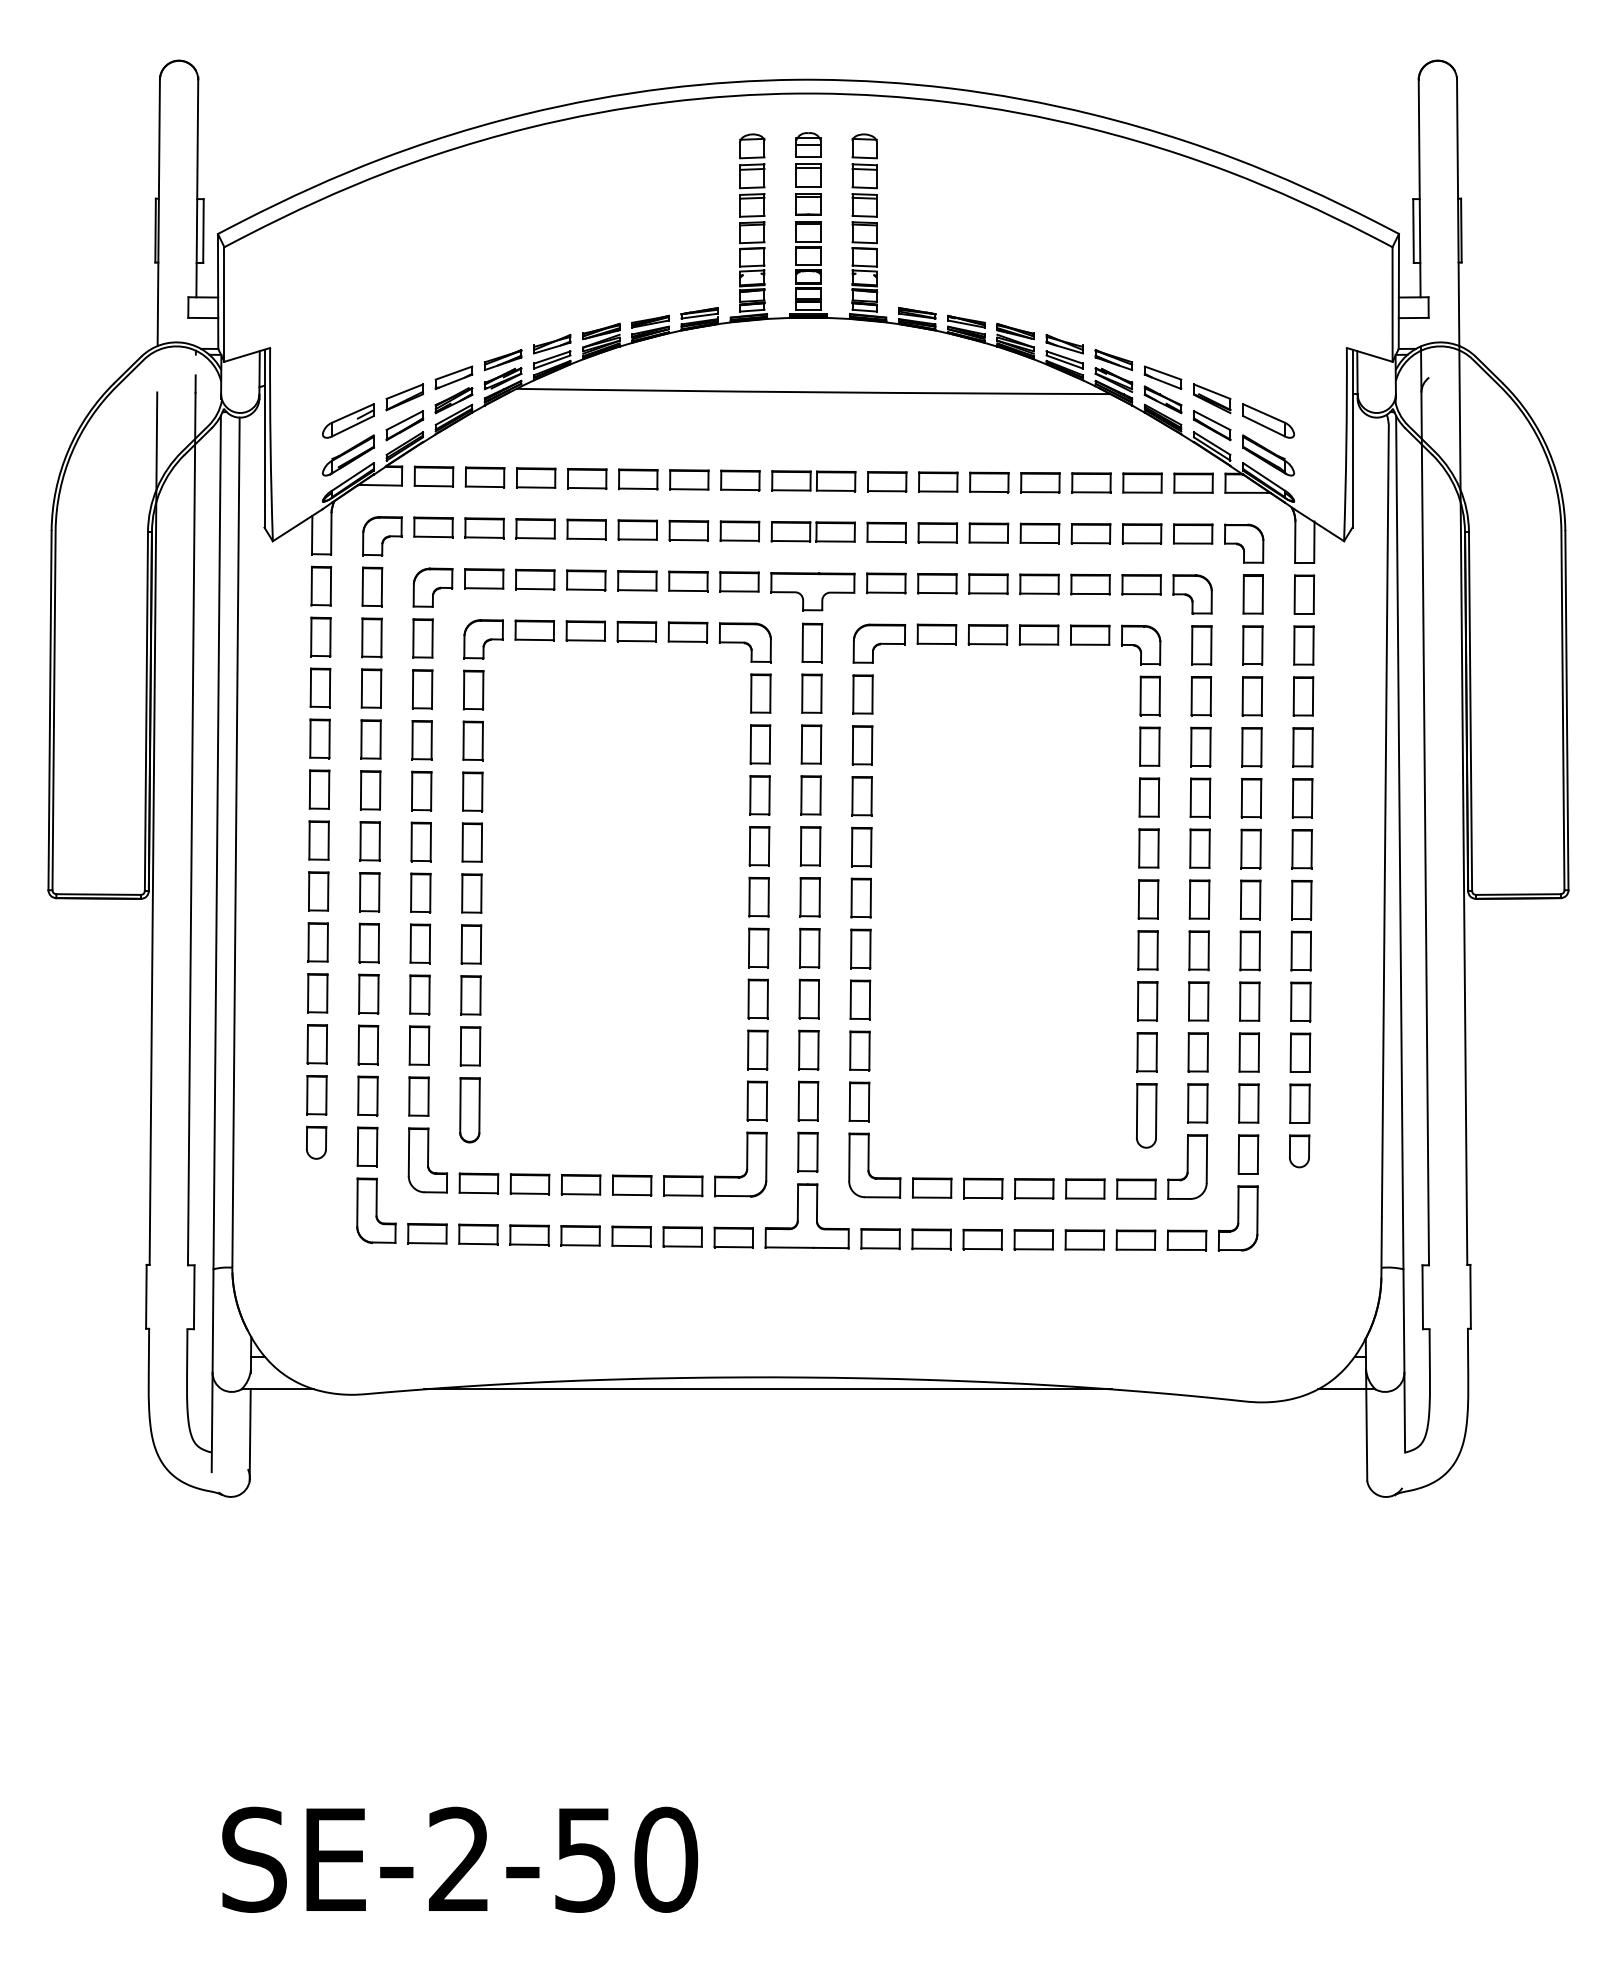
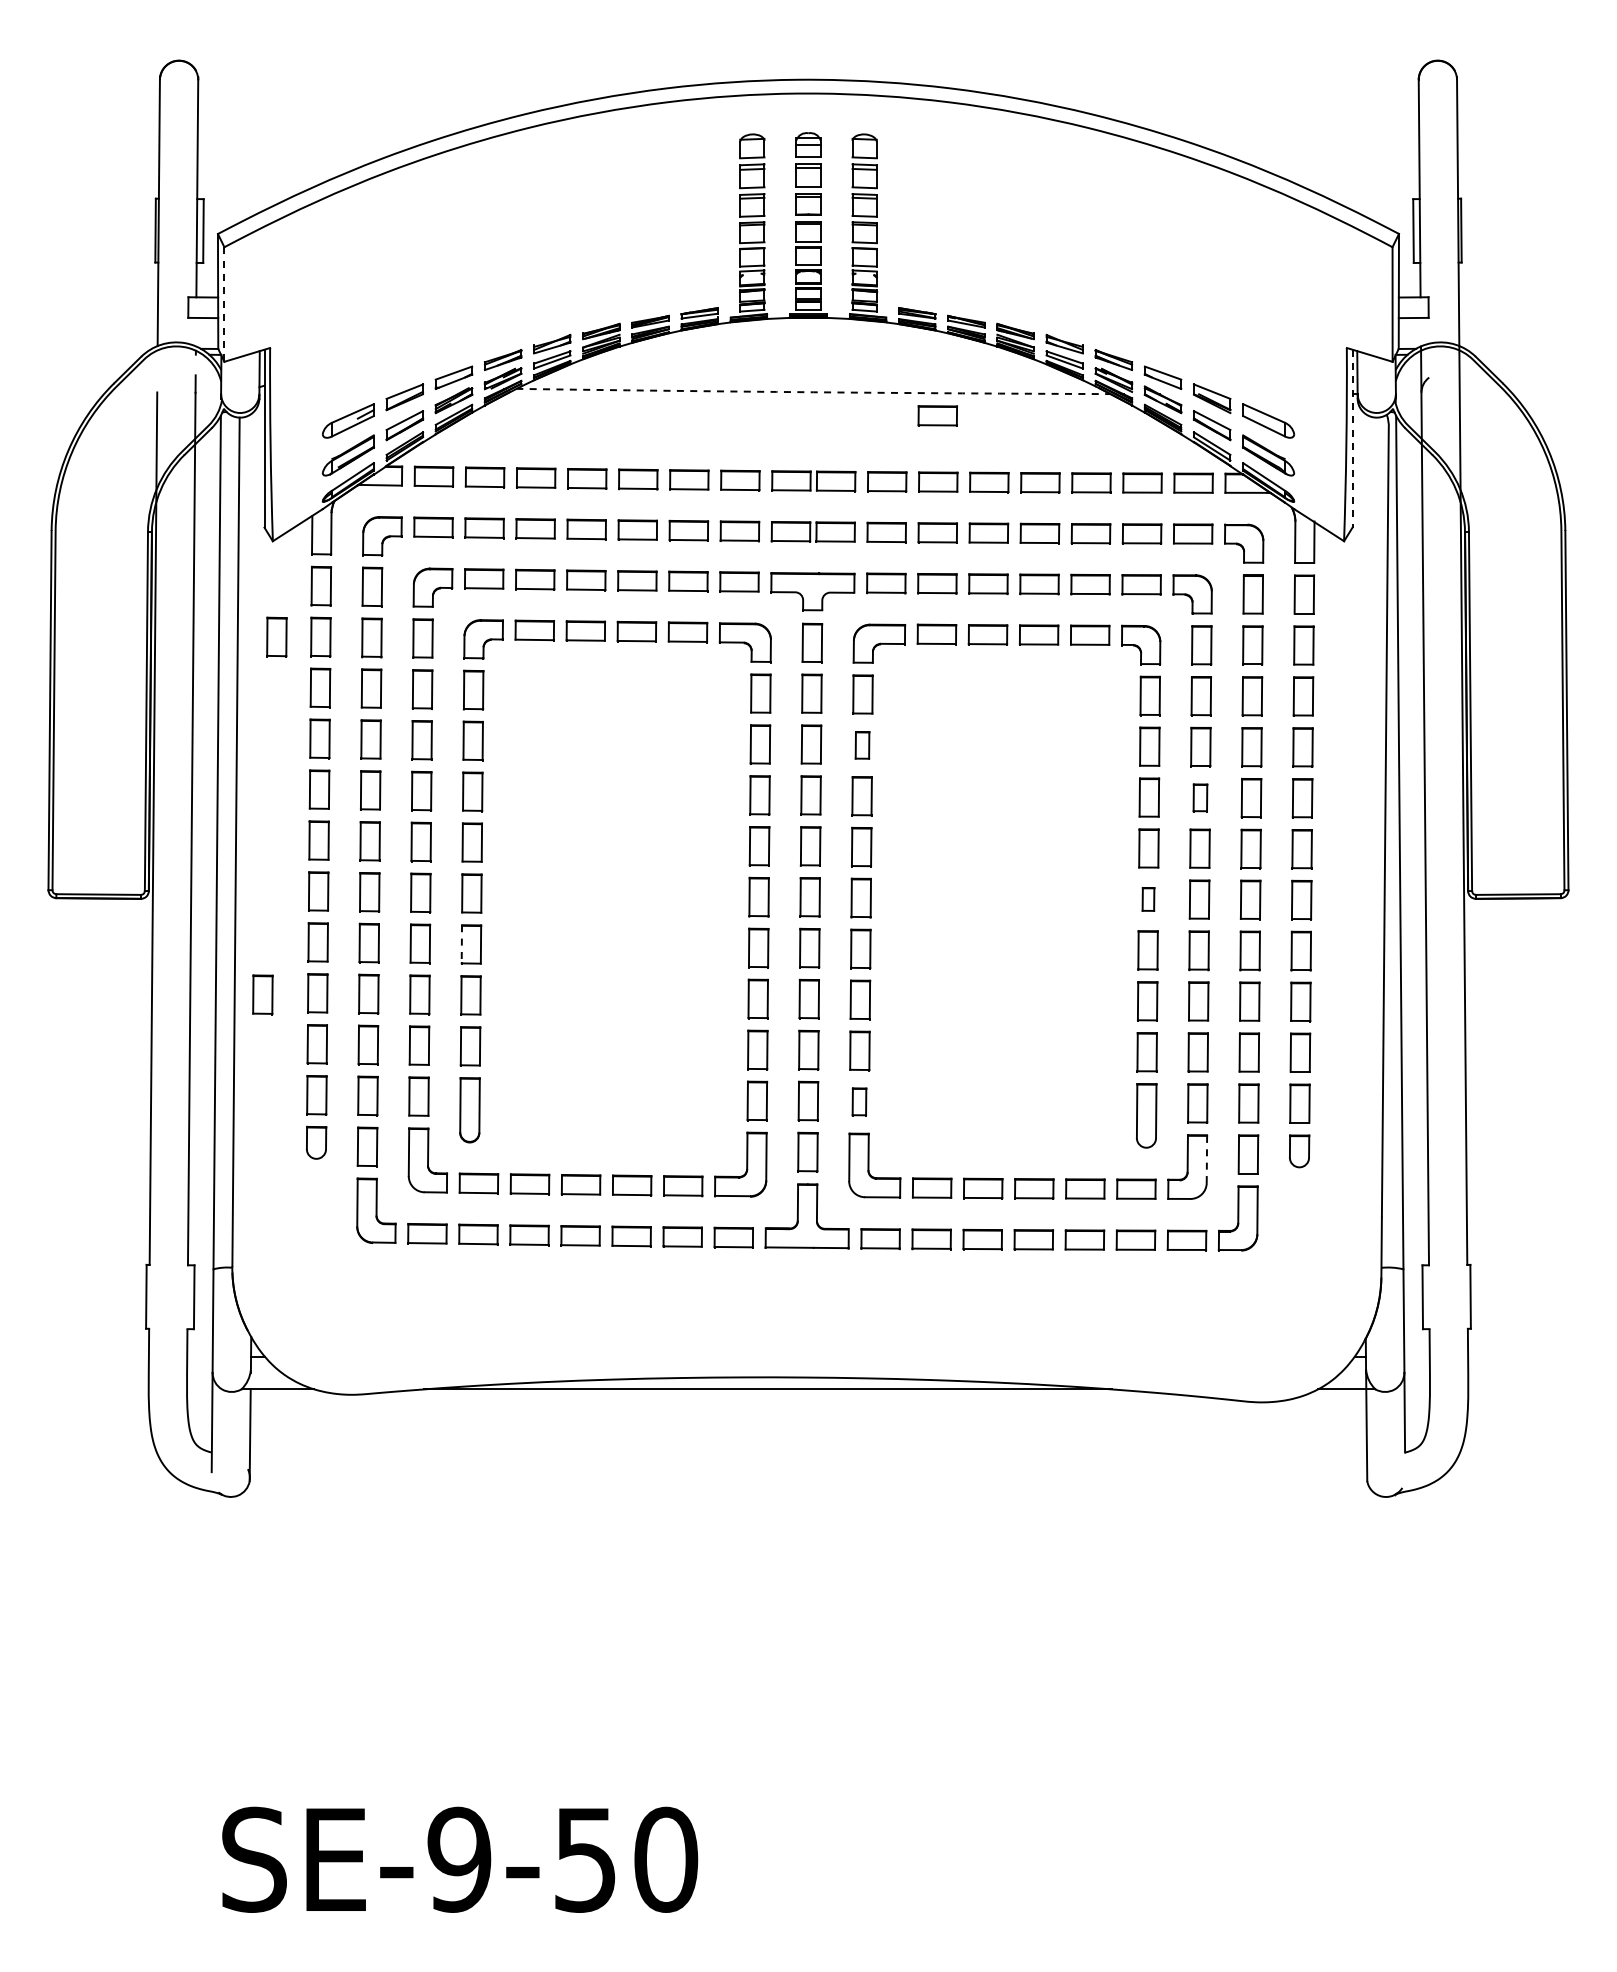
line: solid -> dashed (224, 305)
arc: solid -> dashed (813, 392)
part: none -> present (937, 415)
line: solid -> dashed (1352, 439)
part: none -> present (276, 636)
part size: 23x41 px -> 17x29 px (862, 745)
part size: 23x42 px -> 17x30 px (1200, 797)
part size: 23x41 px -> 15x25 px (1148, 899)
line: solid -> dashed (461, 944)
part: none -> present (262, 994)
part size: 23x42 px -> 17x30 px (859, 1101)
line: solid -> dashed (1206, 1159)
text: SE-2-50 -> SE-9-50 (459, 1859)
